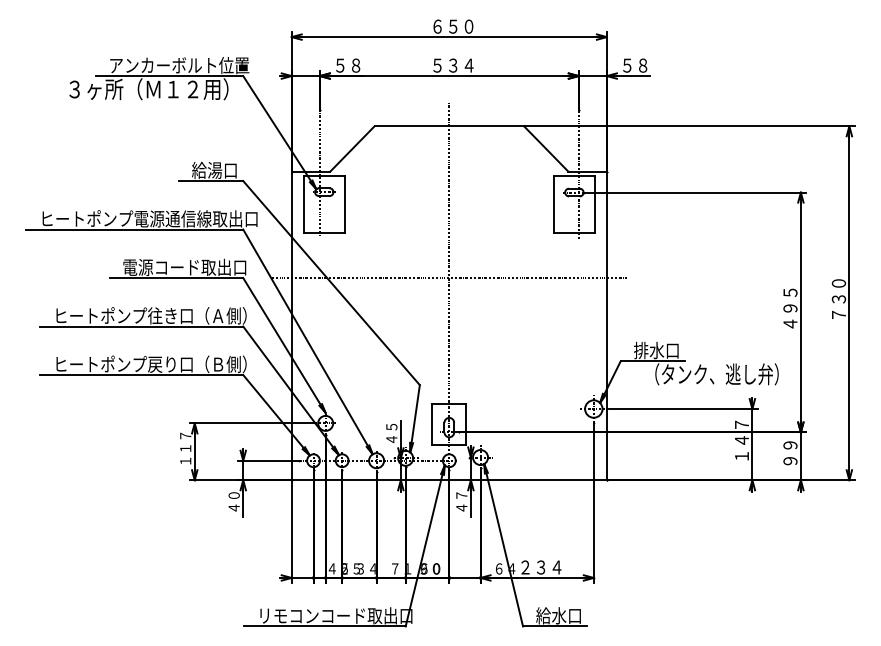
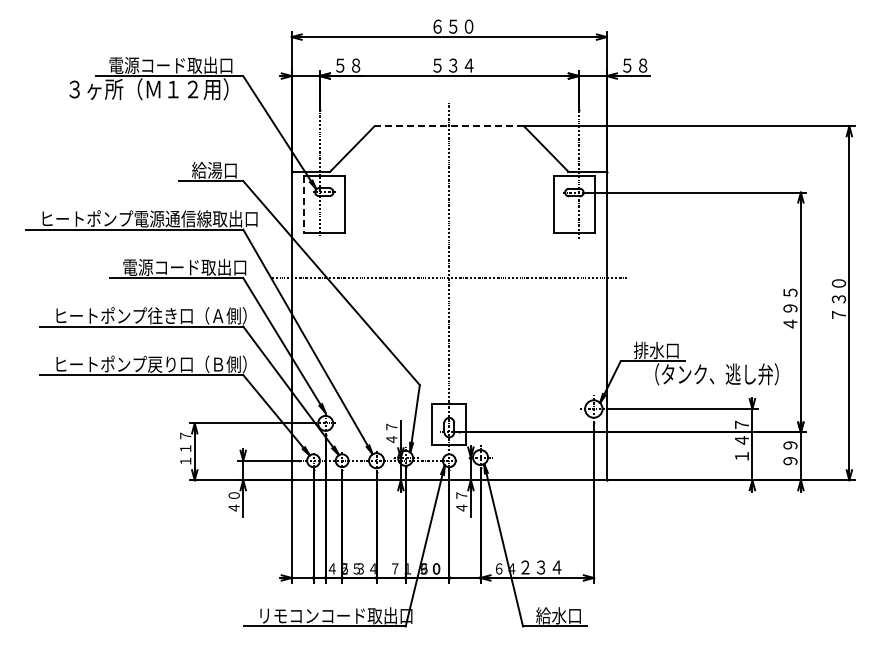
text: アンカーボルト位置 -> 電源コード取出口 (179, 65)
line: solid -> dashed (449, 126)
line: solid -> dashed (303, 204)
text: ４５ -> ４７ (391, 426)
